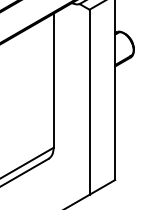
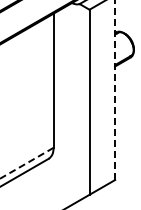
line: solid -> dashed (115, 90)
line: solid -> dashed (26, 163)
